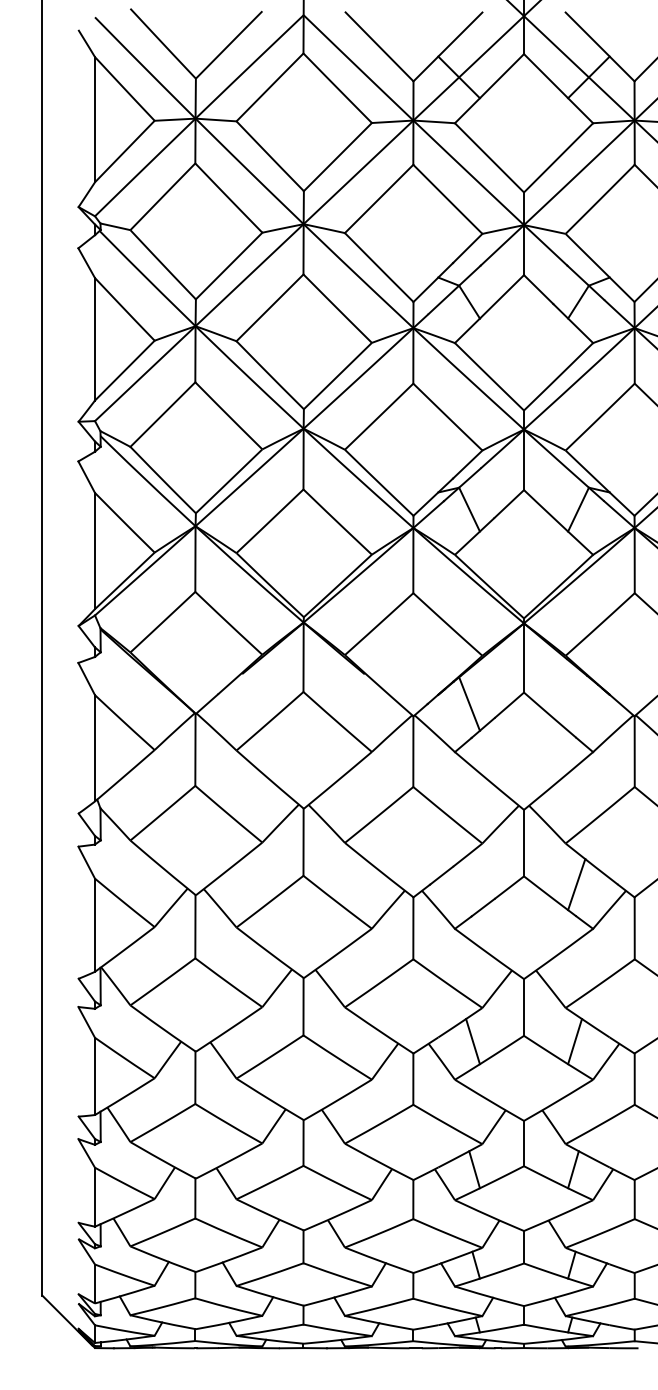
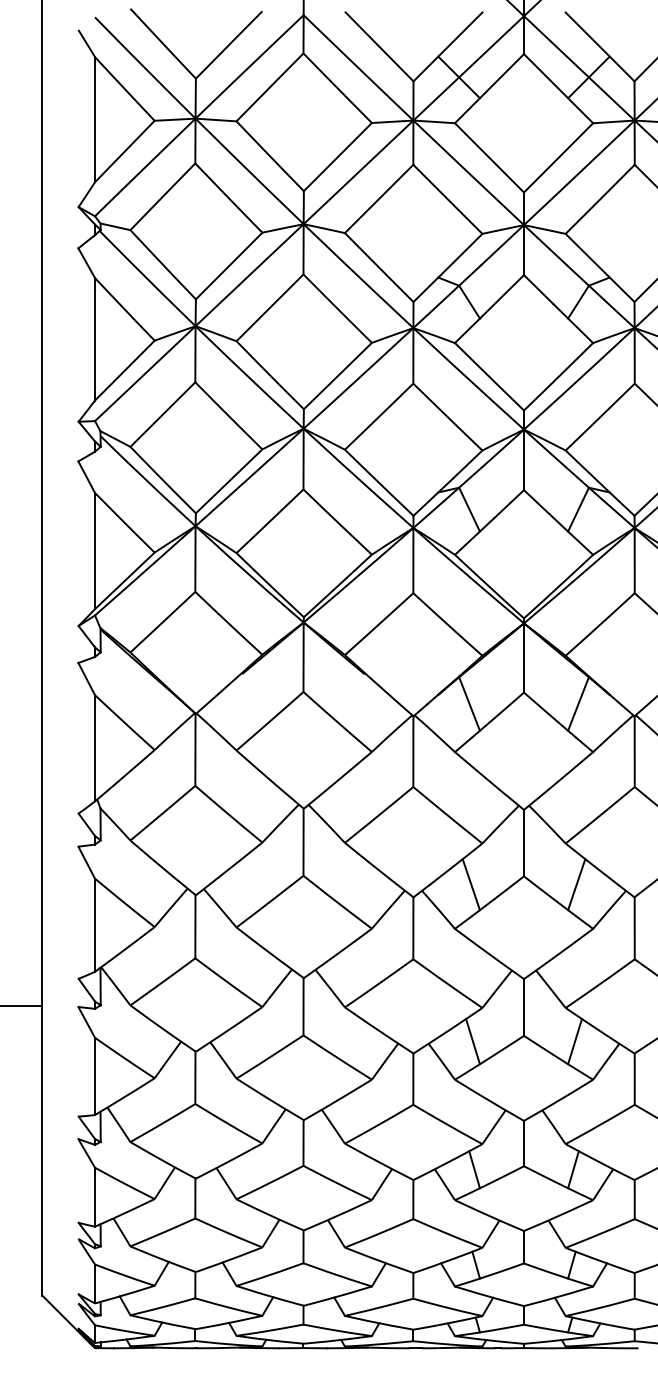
line: none -> present (578, 703)
line: none -> present (470, 884)
line: none -> present (22, 1006)
